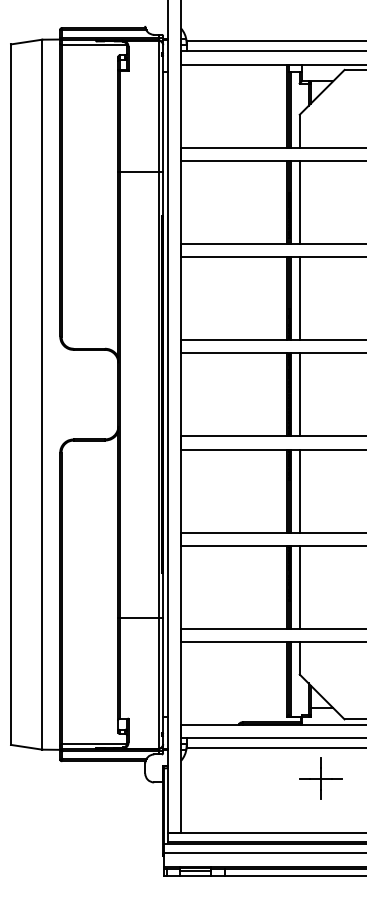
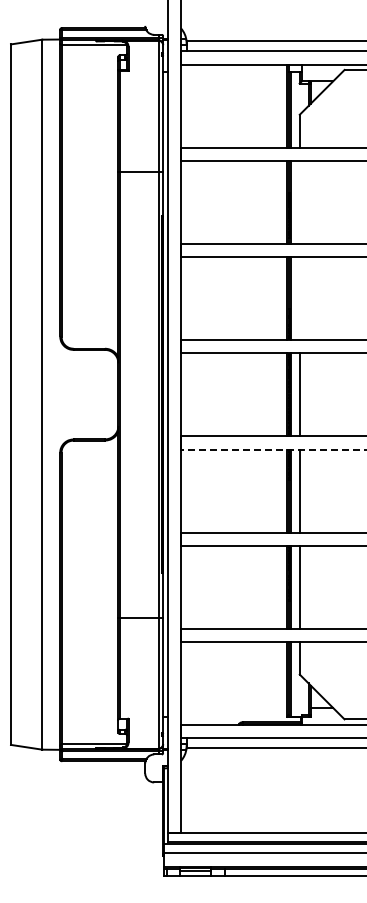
line: present -> none (299, 202)
line: present -> none (299, 298)
line: solid -> dashed (273, 449)
part: present -> none (320, 778)
